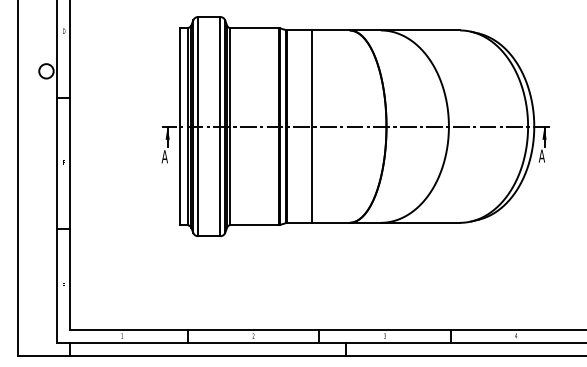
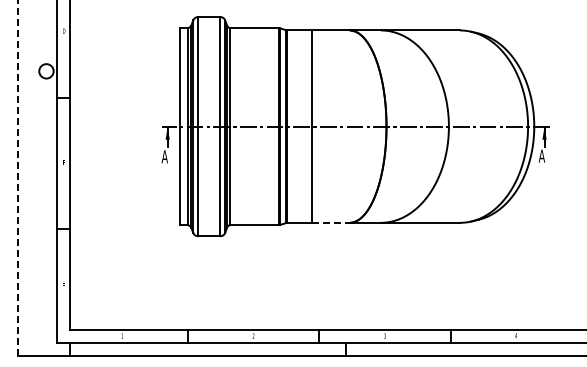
line: solid -> dashed (17, 178)
line: solid -> dashed (331, 222)
